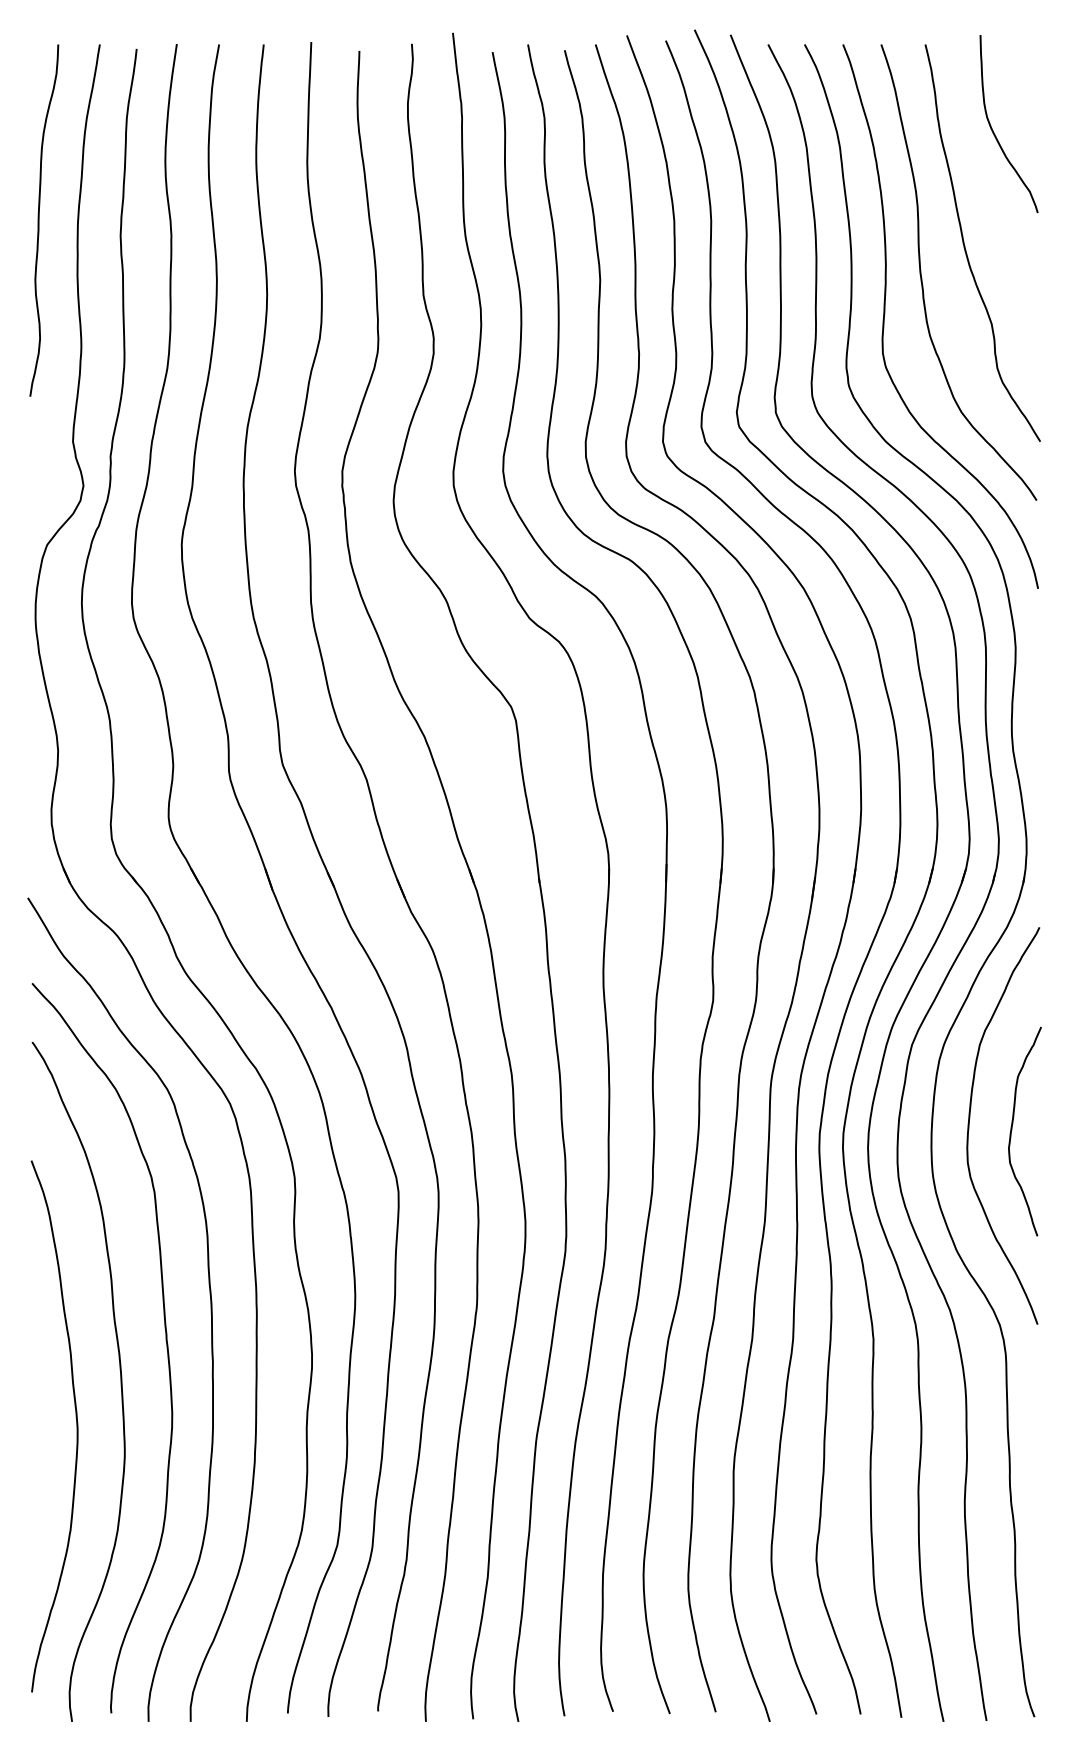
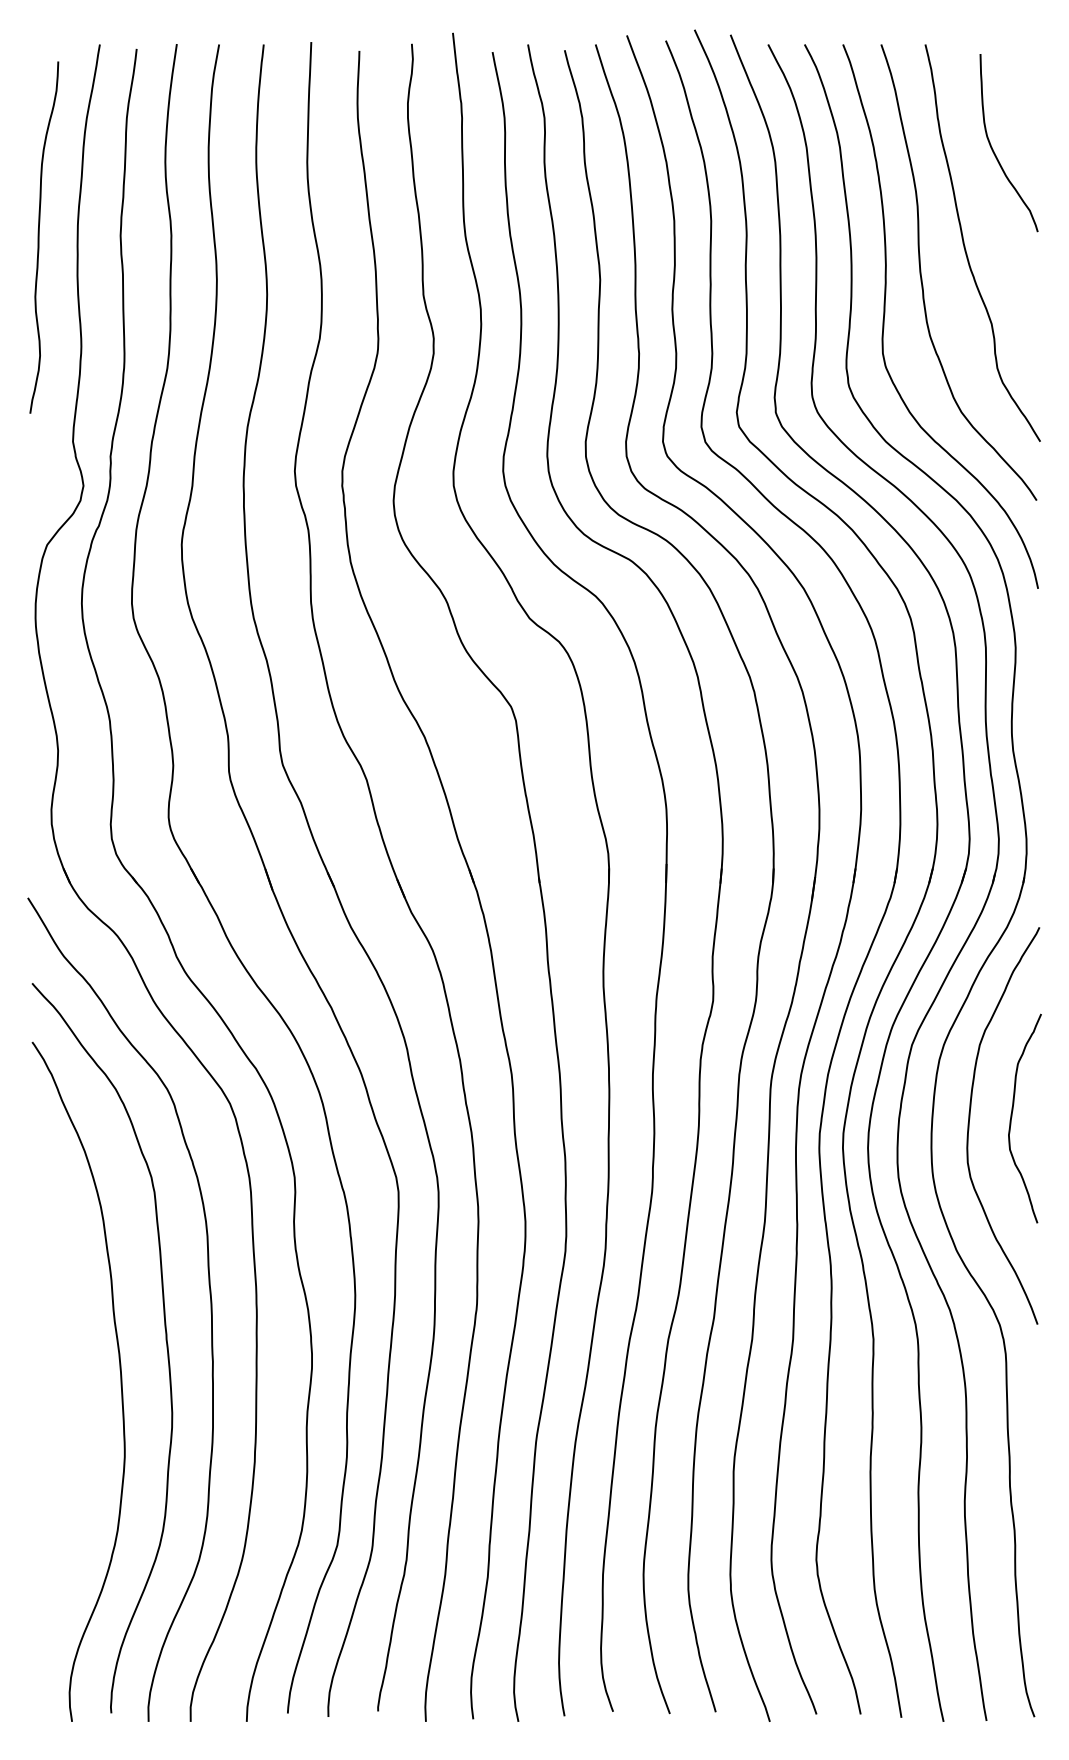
curve position: (994, 132) -> (994, 151) (994, 151)
curve position: (39, 220) -> (39, 237) (39, 237)
curve position: (1012, 1130) -> (1012, 1117) (1012, 1117)
curve: present -> none (76, 1426)
